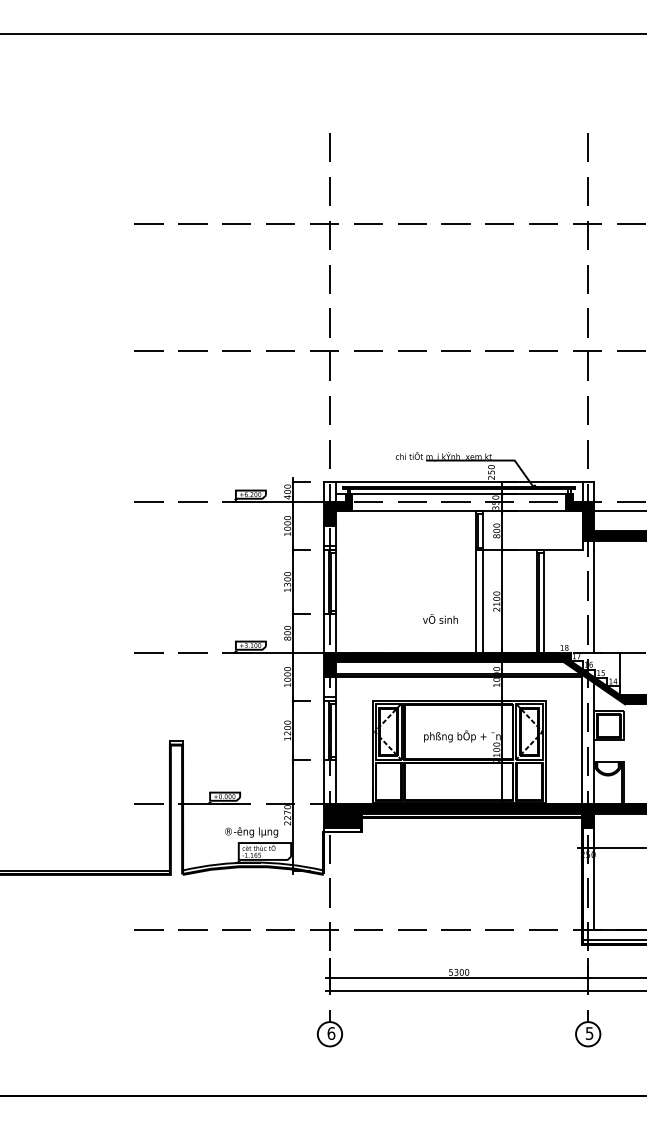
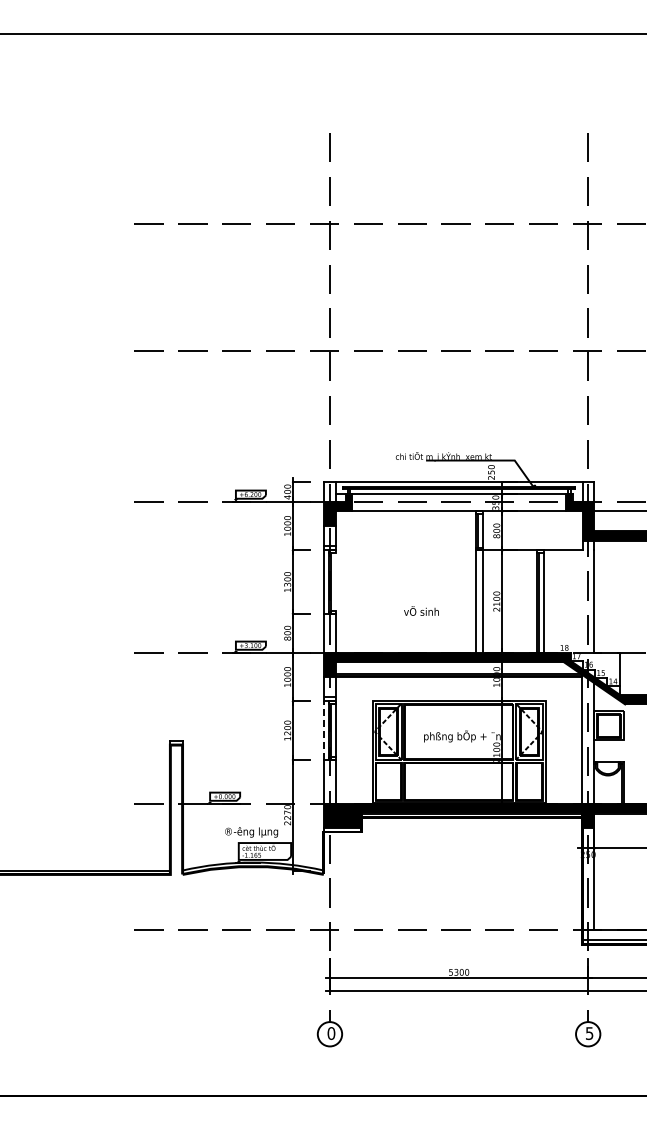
line: present -> none (336, 581)
text position: (440, 618) -> (421, 610) (421, 610)
line: solid -> dashed (323, 730)
text: 6 -> 0 (331, 1033)
